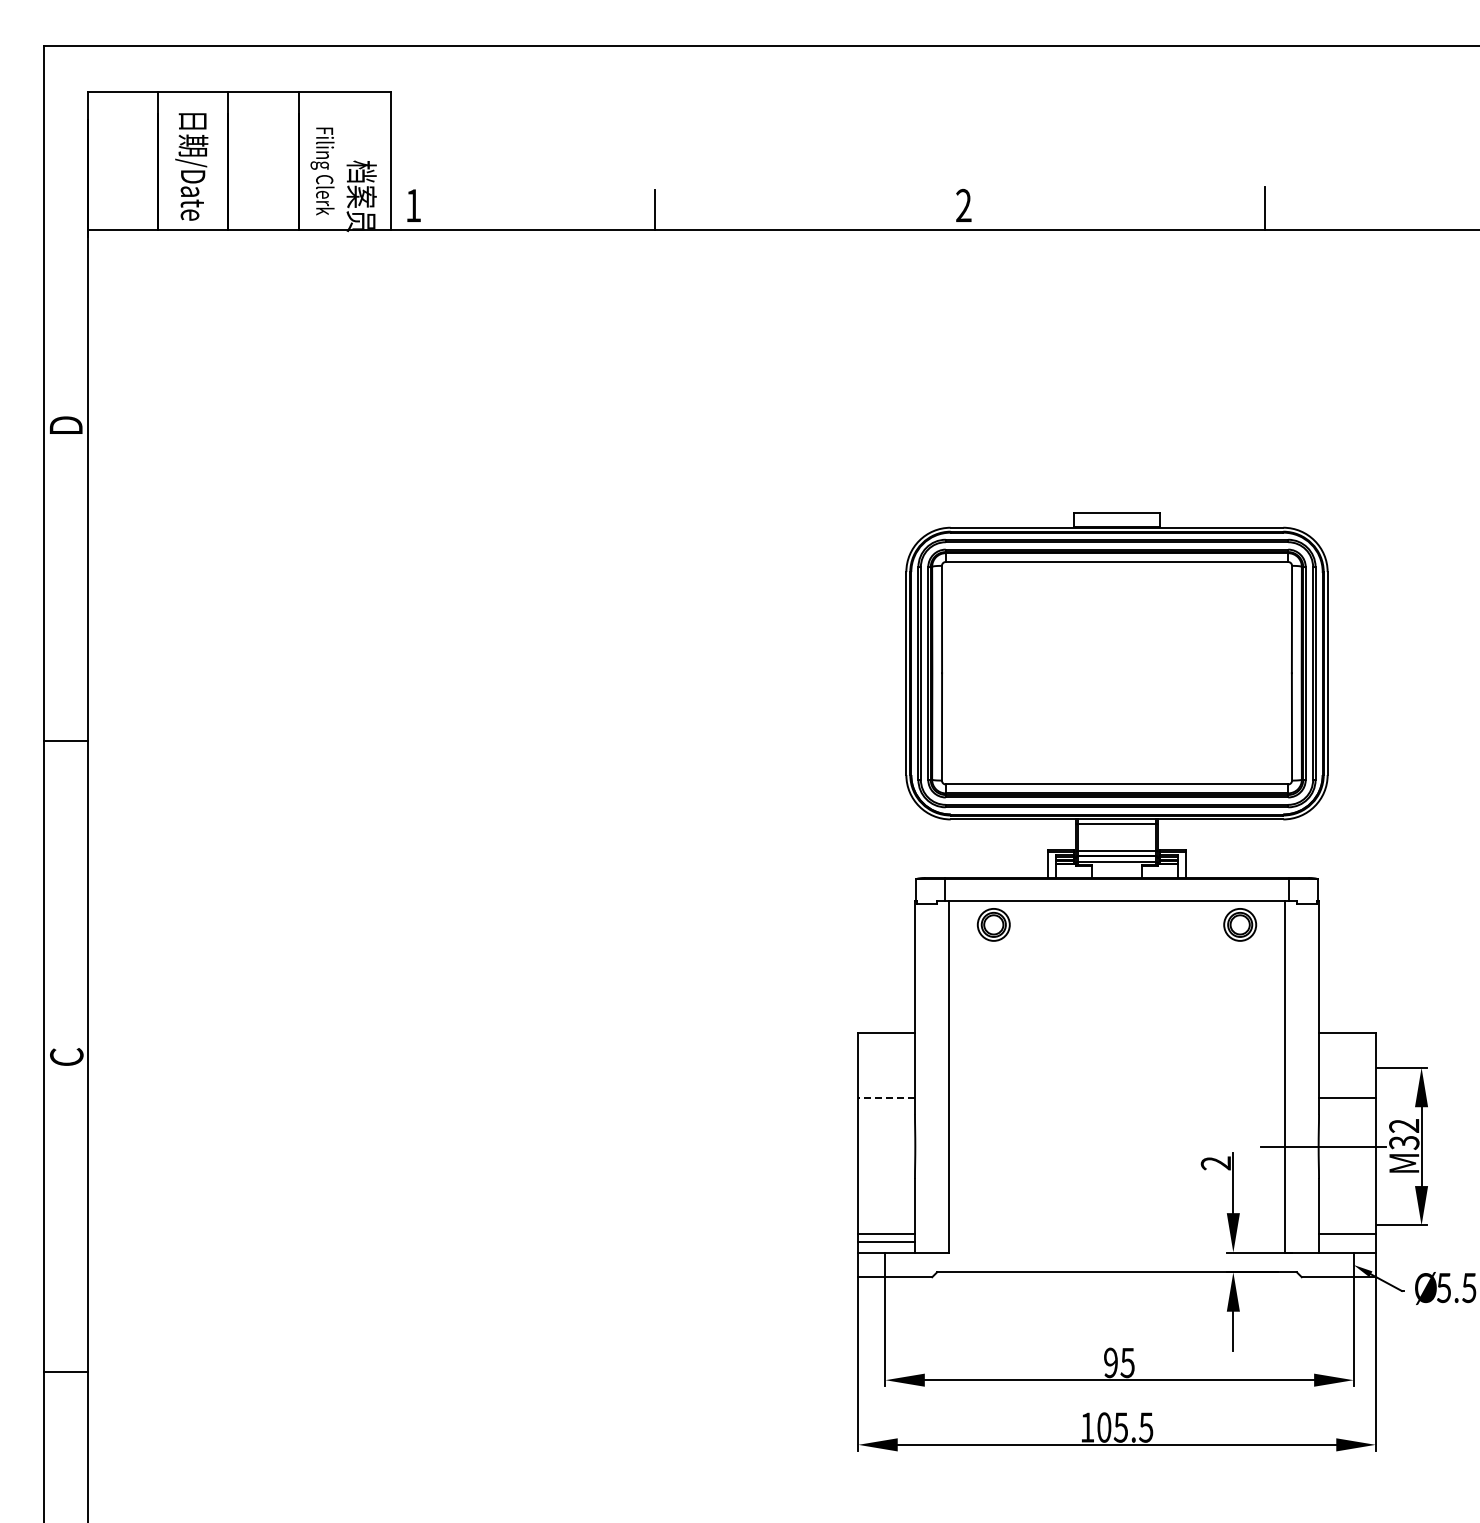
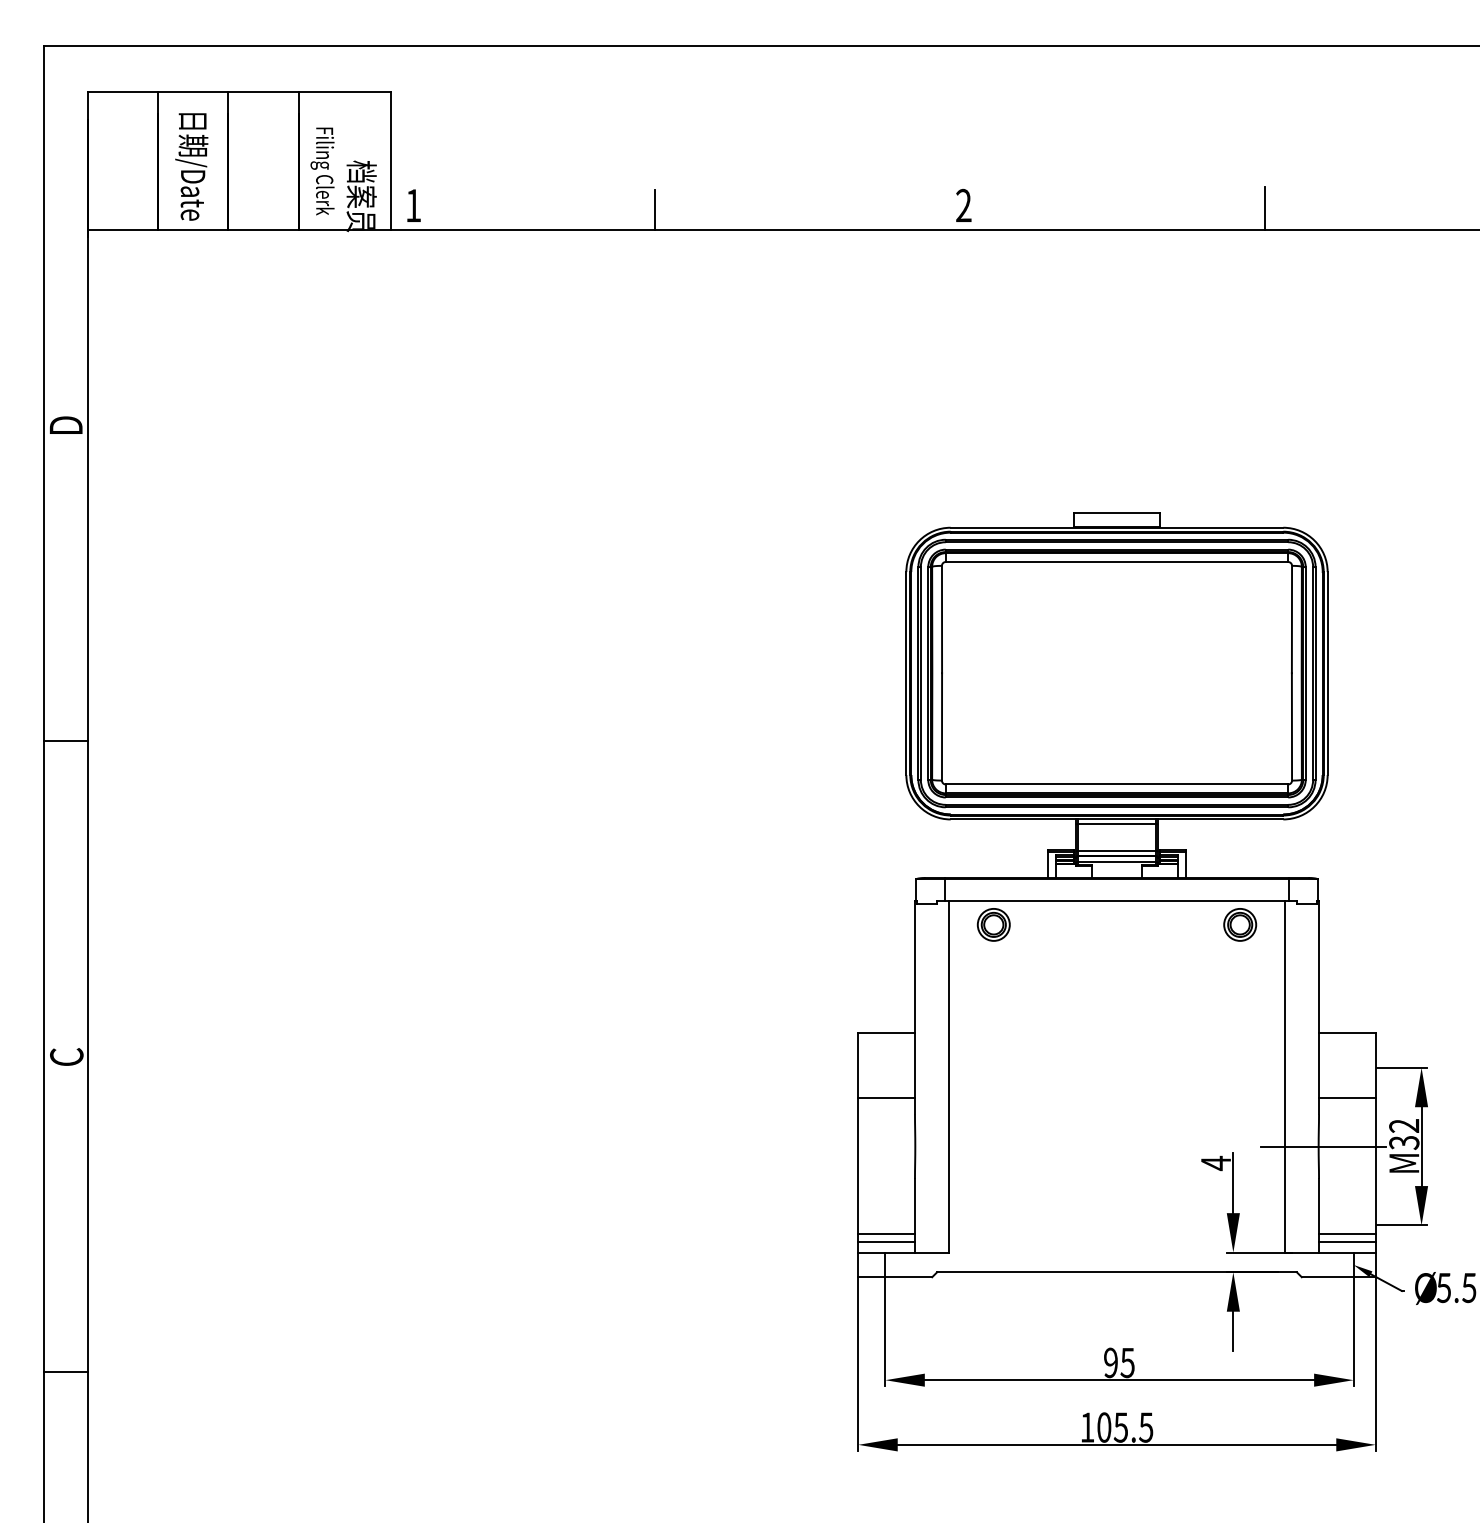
line: dashed -> solid (886, 1097)
text: 2 -> 4 (1215, 1163)
line: none -> present (1347, 1241)
